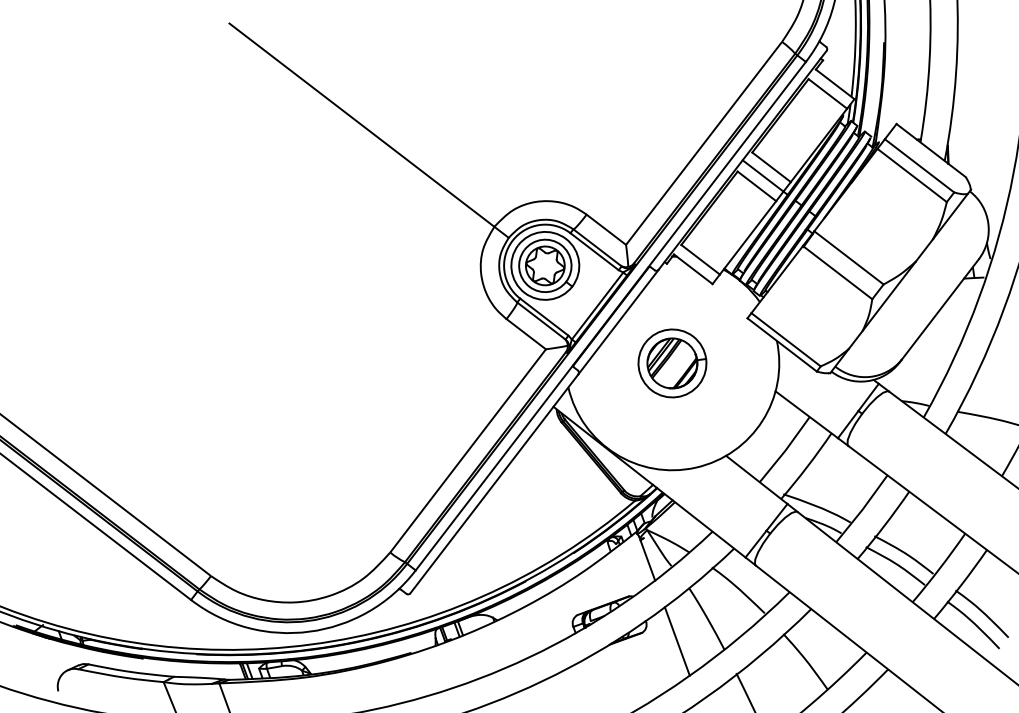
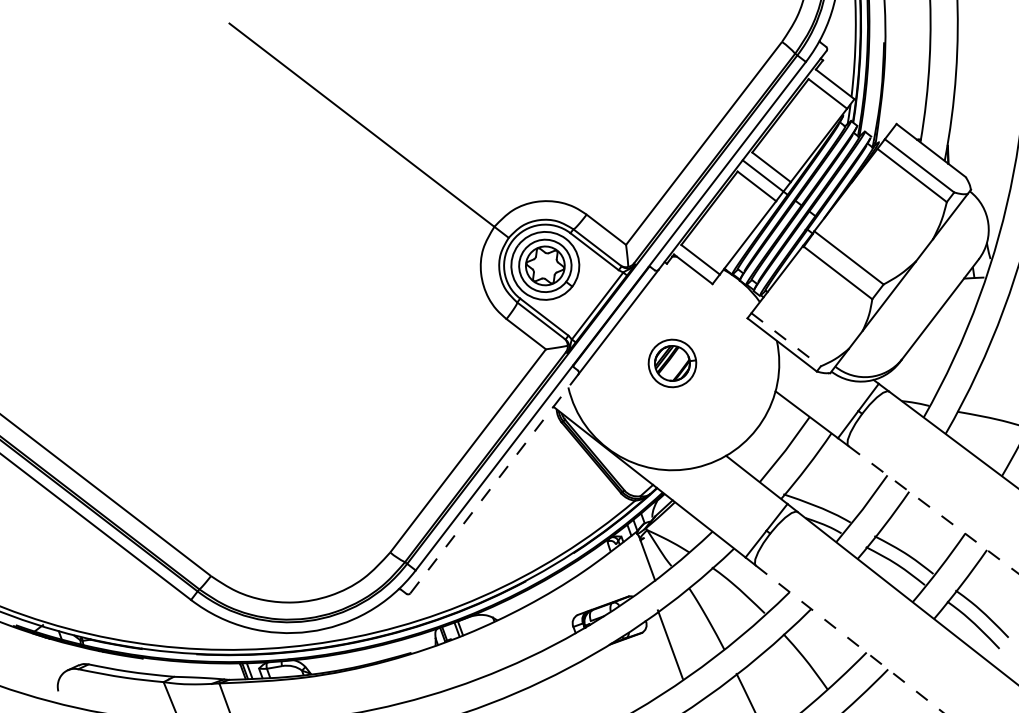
line: solid -> dashed (786, 339)
part size: 71x71 px -> 51x51 px (672, 363)
line: solid -> dashed (494, 483)
line: solid -> dashed (933, 510)
line: solid -> dashed (850, 639)
line position: (676, 641) -> (669, 644) (669, 644)
